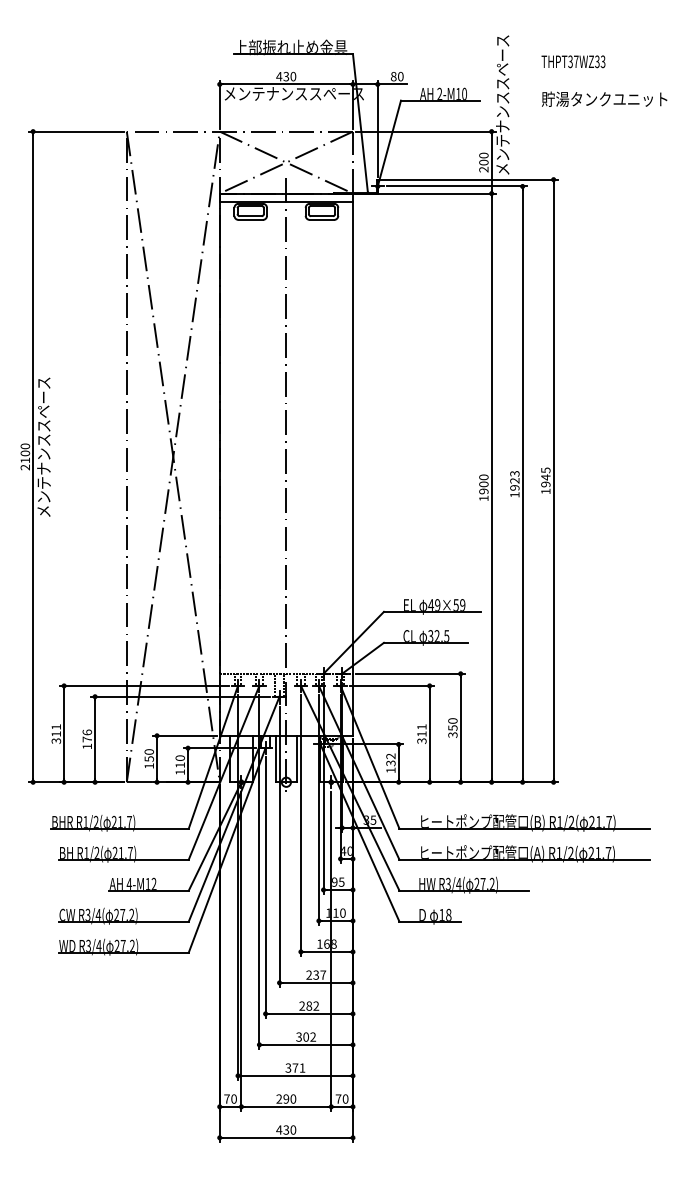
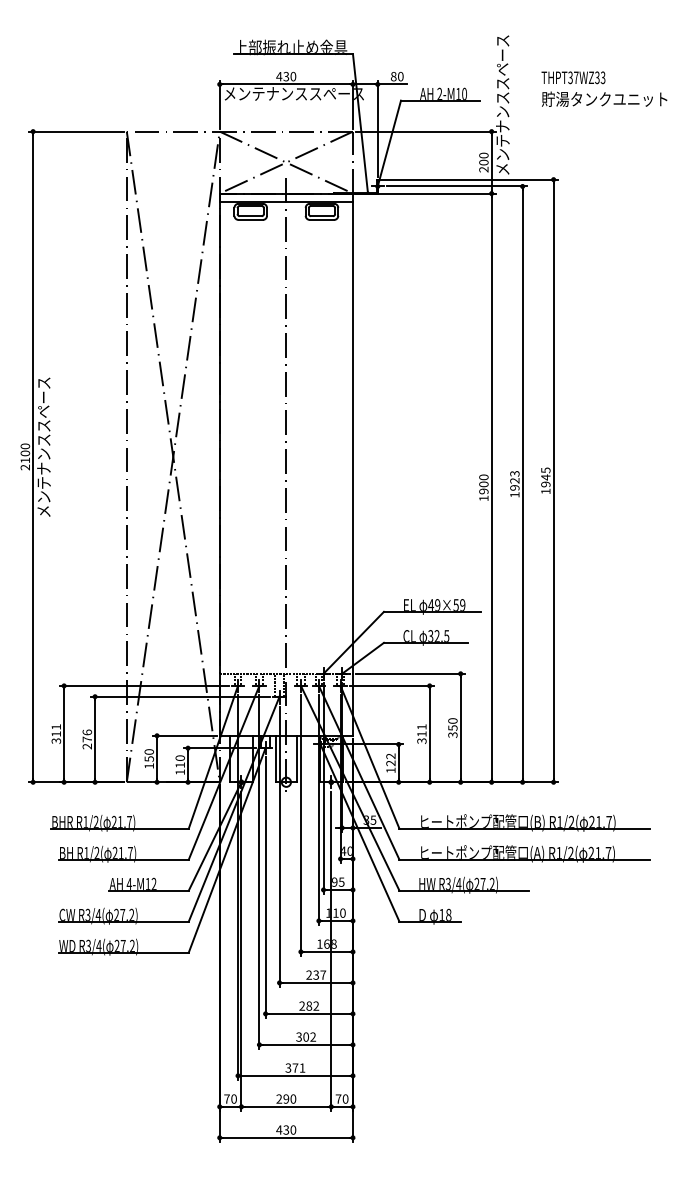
text position: (573, 61) -> (573, 77) (573, 77)
text: 176 -> 276 (86, 746)
text: 132 -> 122 (391, 763)
